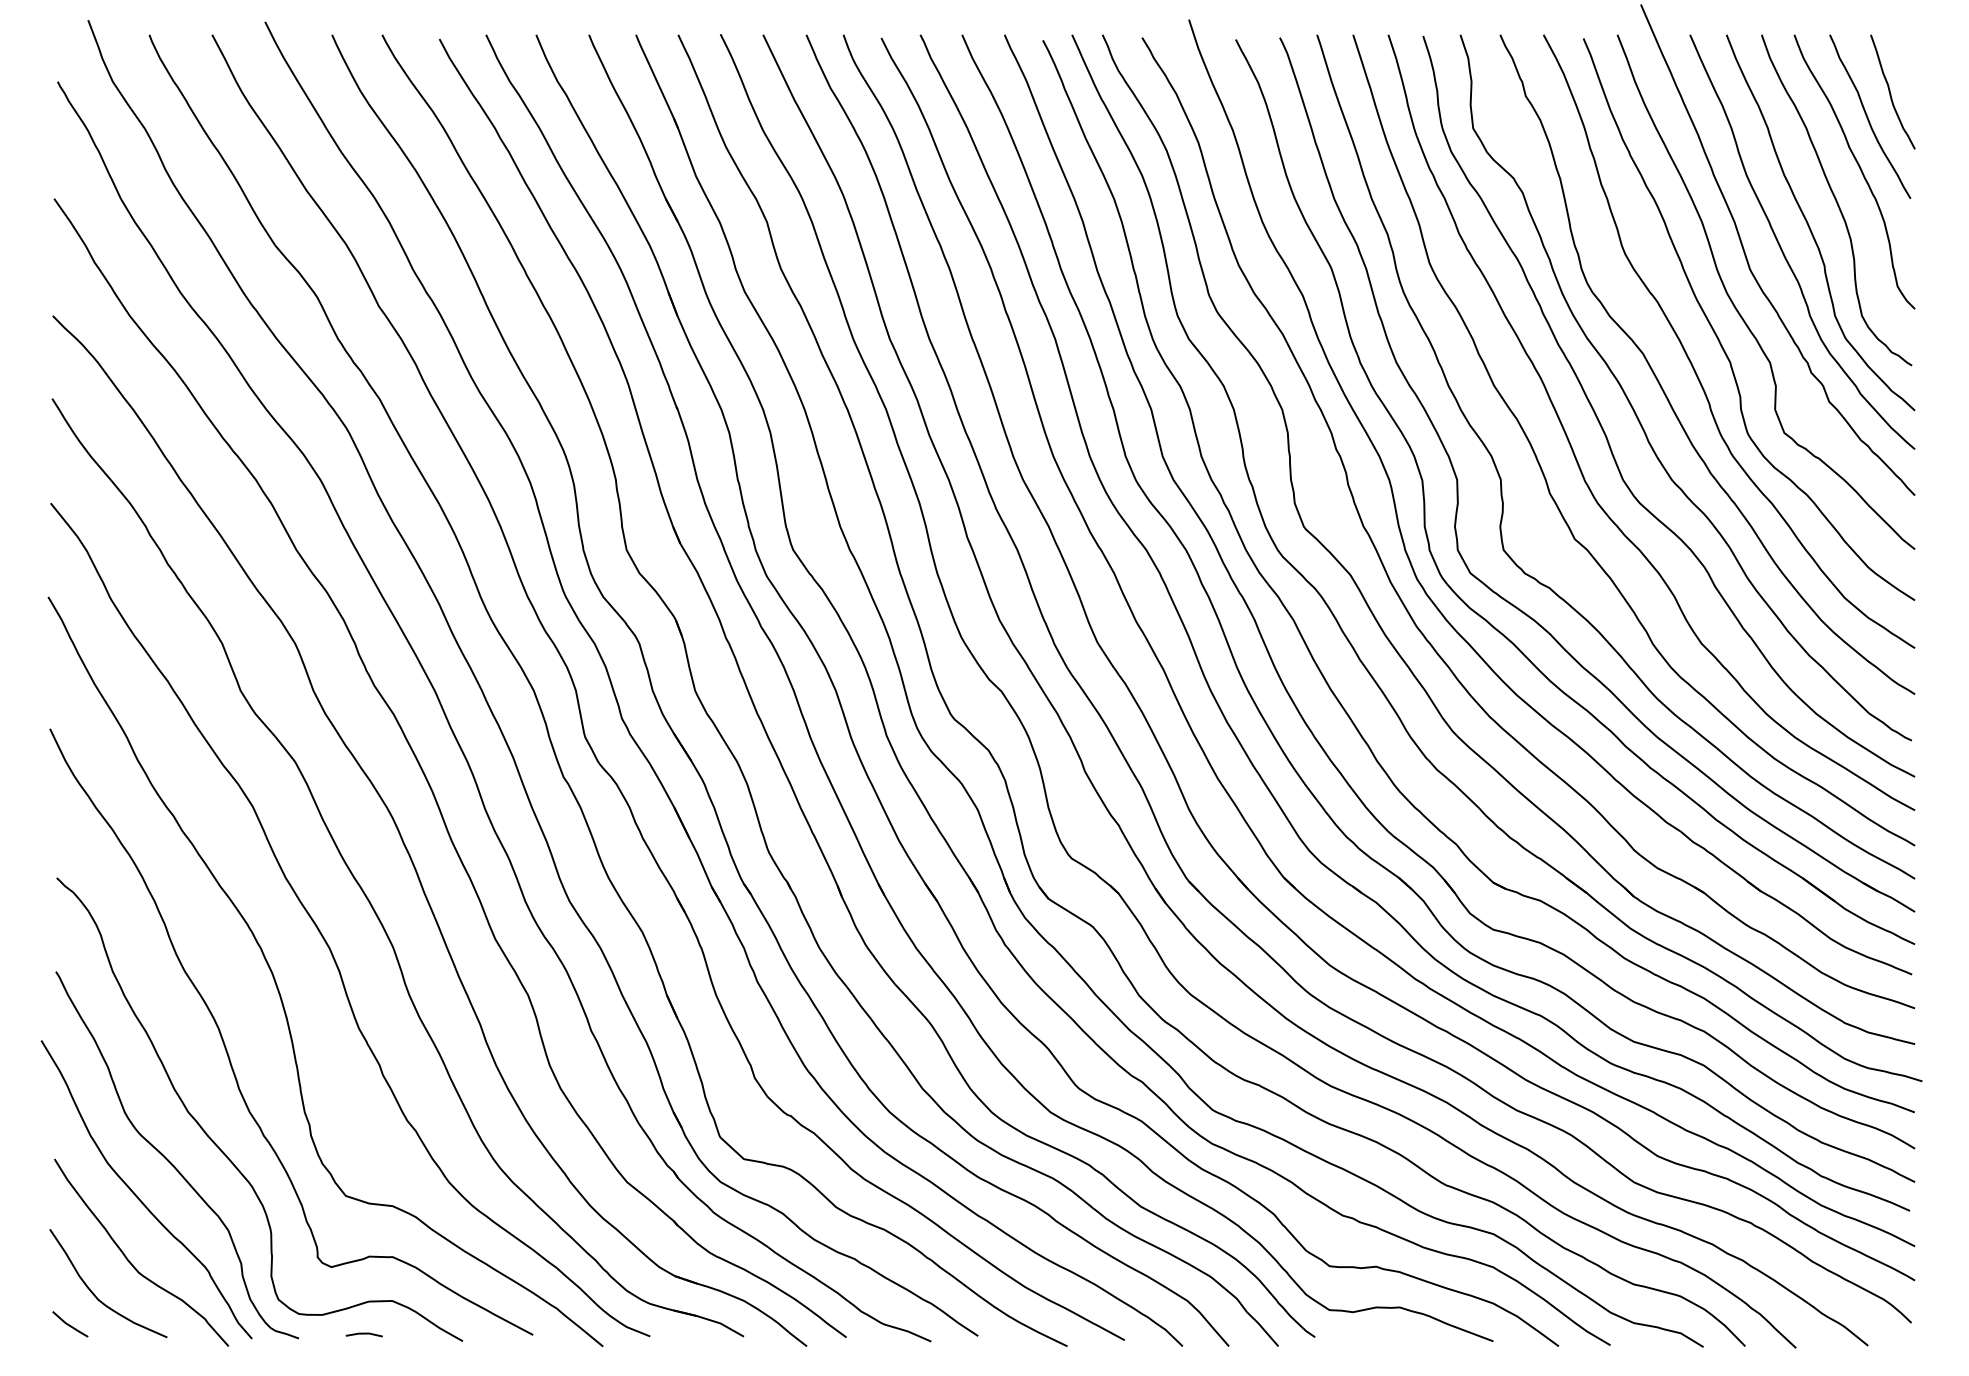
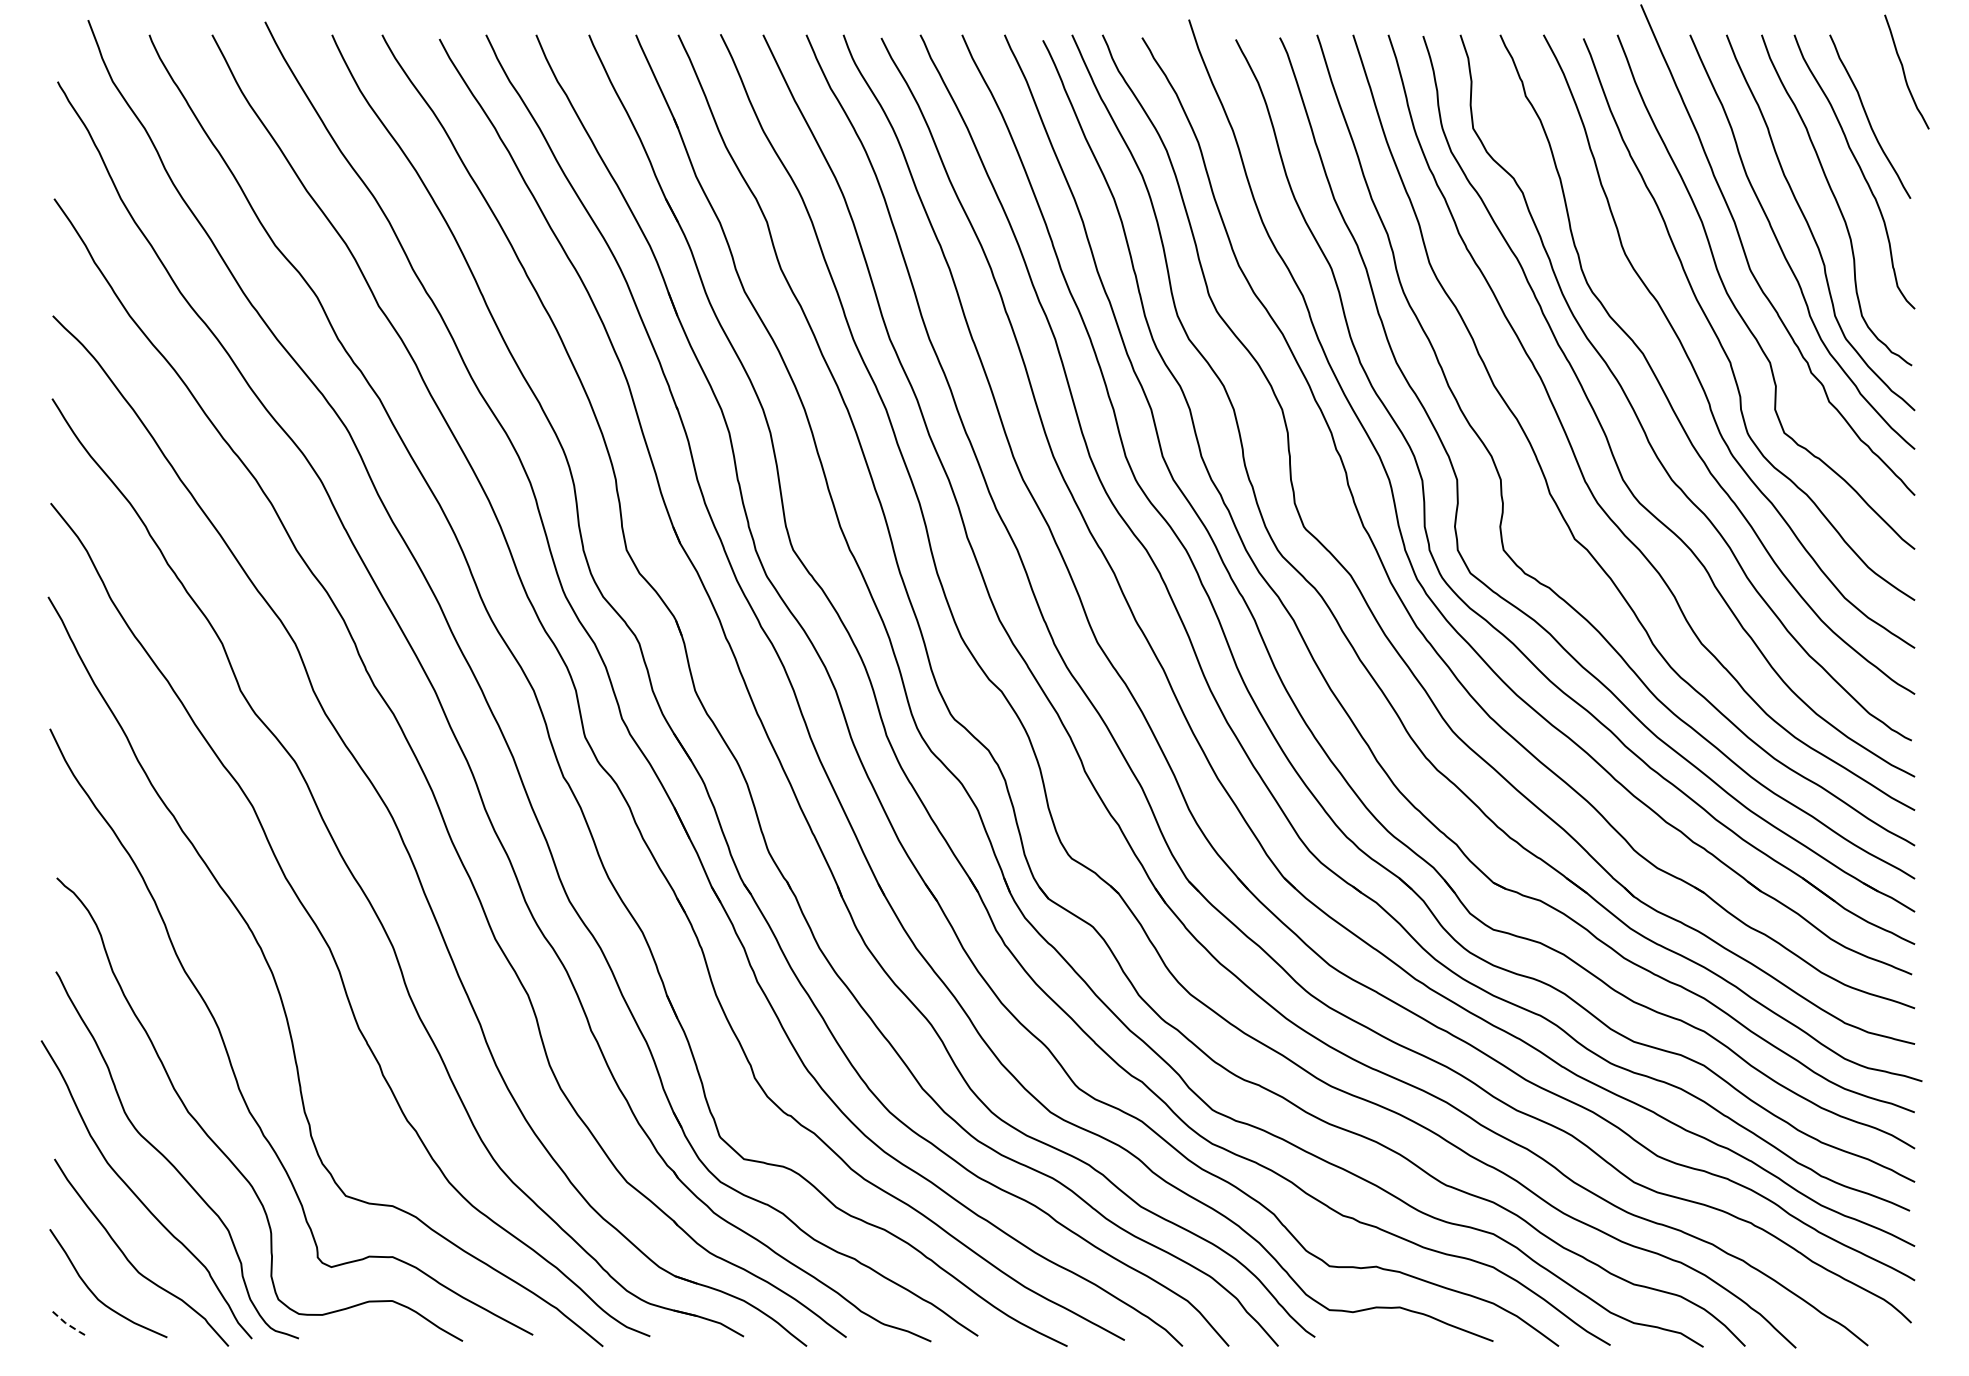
curve position: (1890, 91) -> (1904, 71) (1904, 71)
line: solid -> dashed (69, 1325)
line: present -> none (363, 1334)
